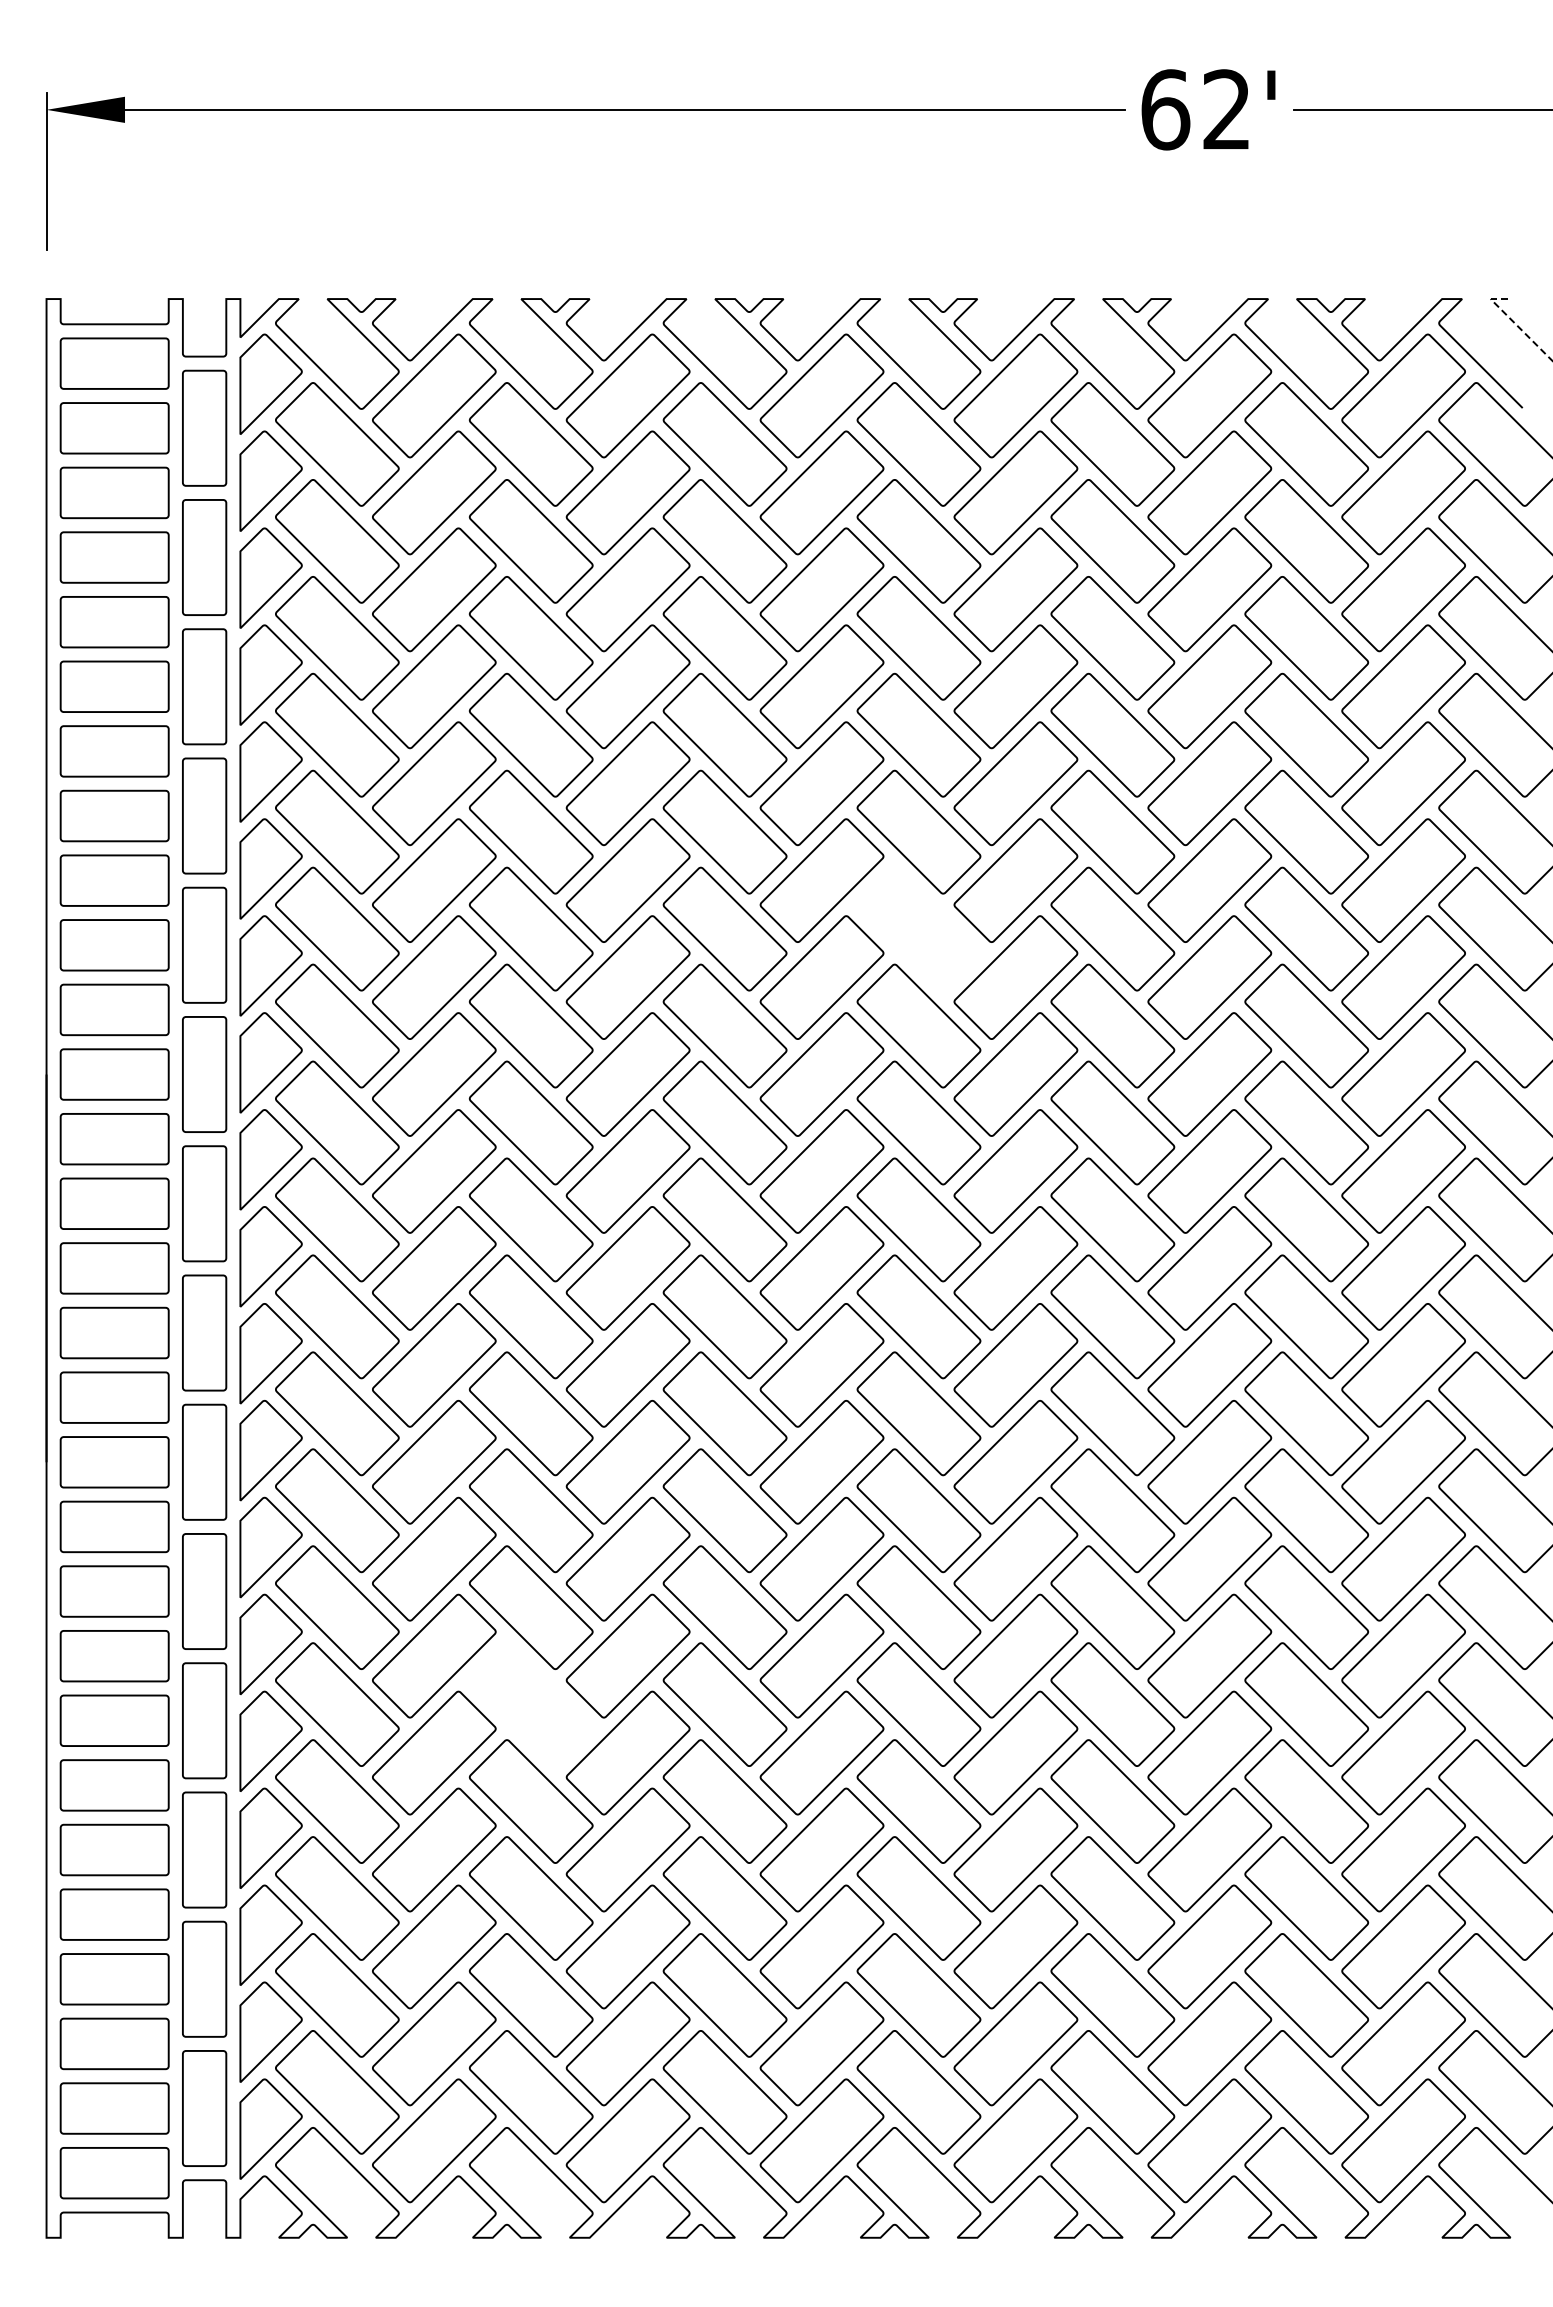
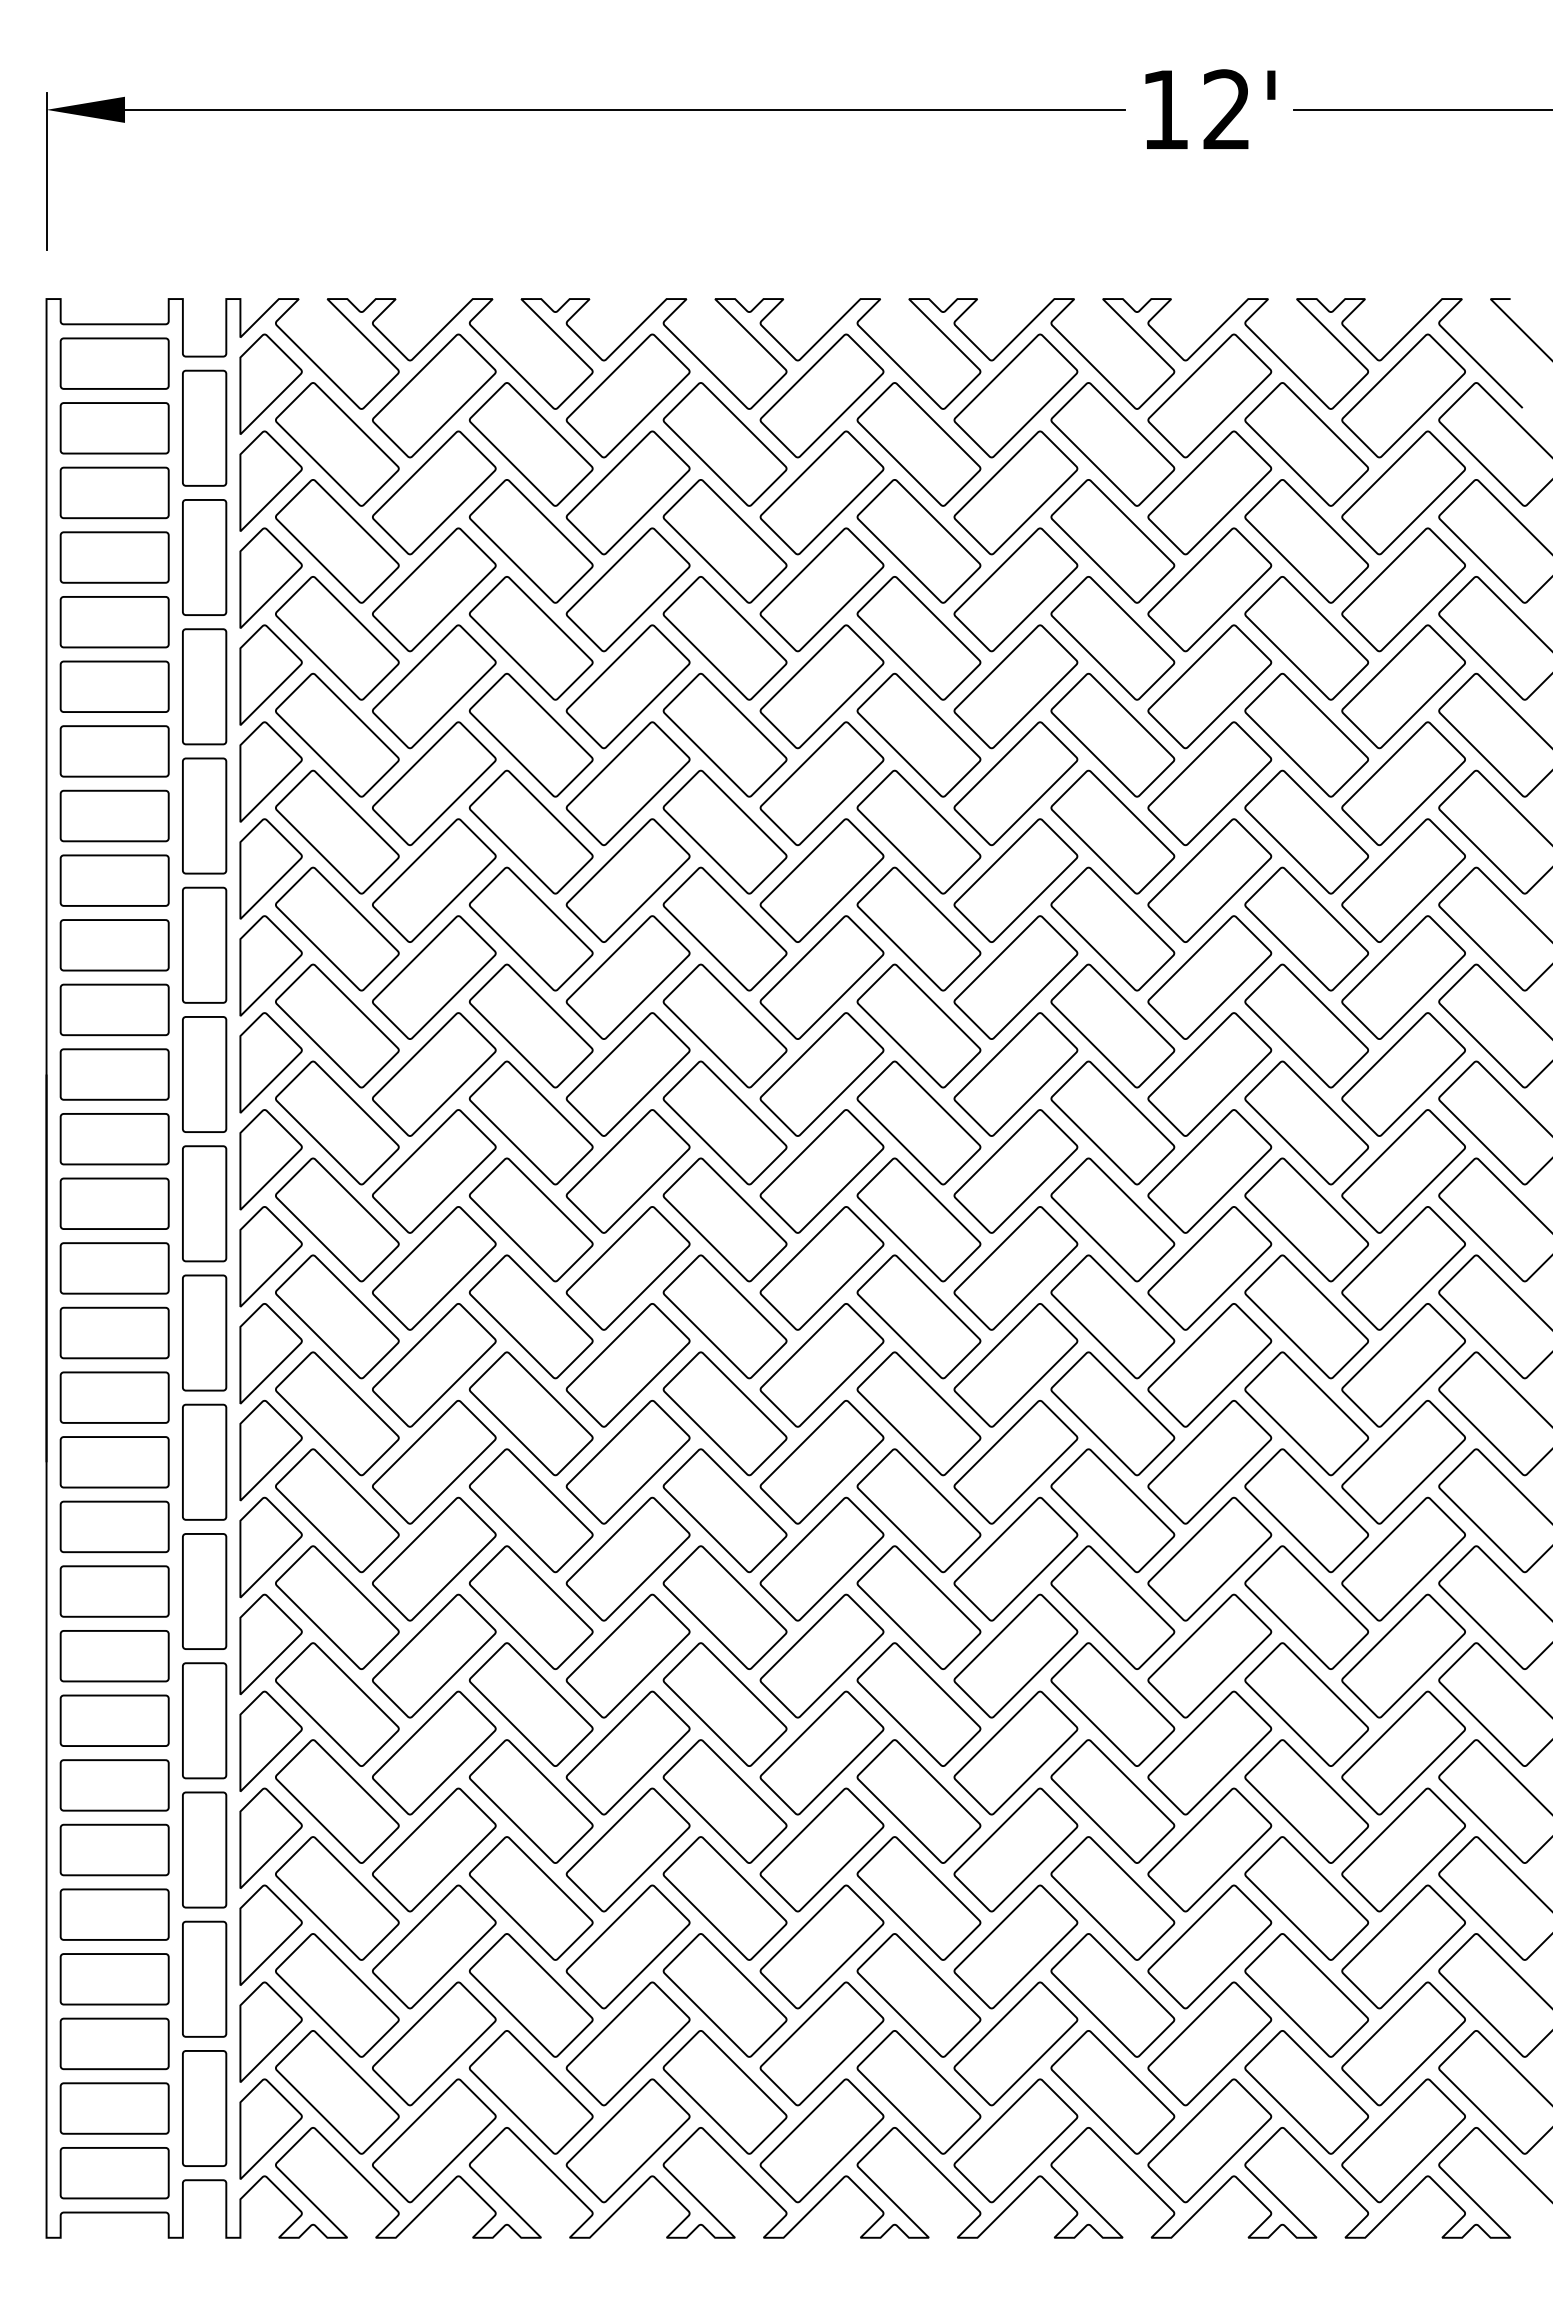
text: 62' -> 12' (1165, 109)
line: dashed -> solid (1513, 322)
part: none -> present (918, 928)
part: none -> present (530, 1704)
